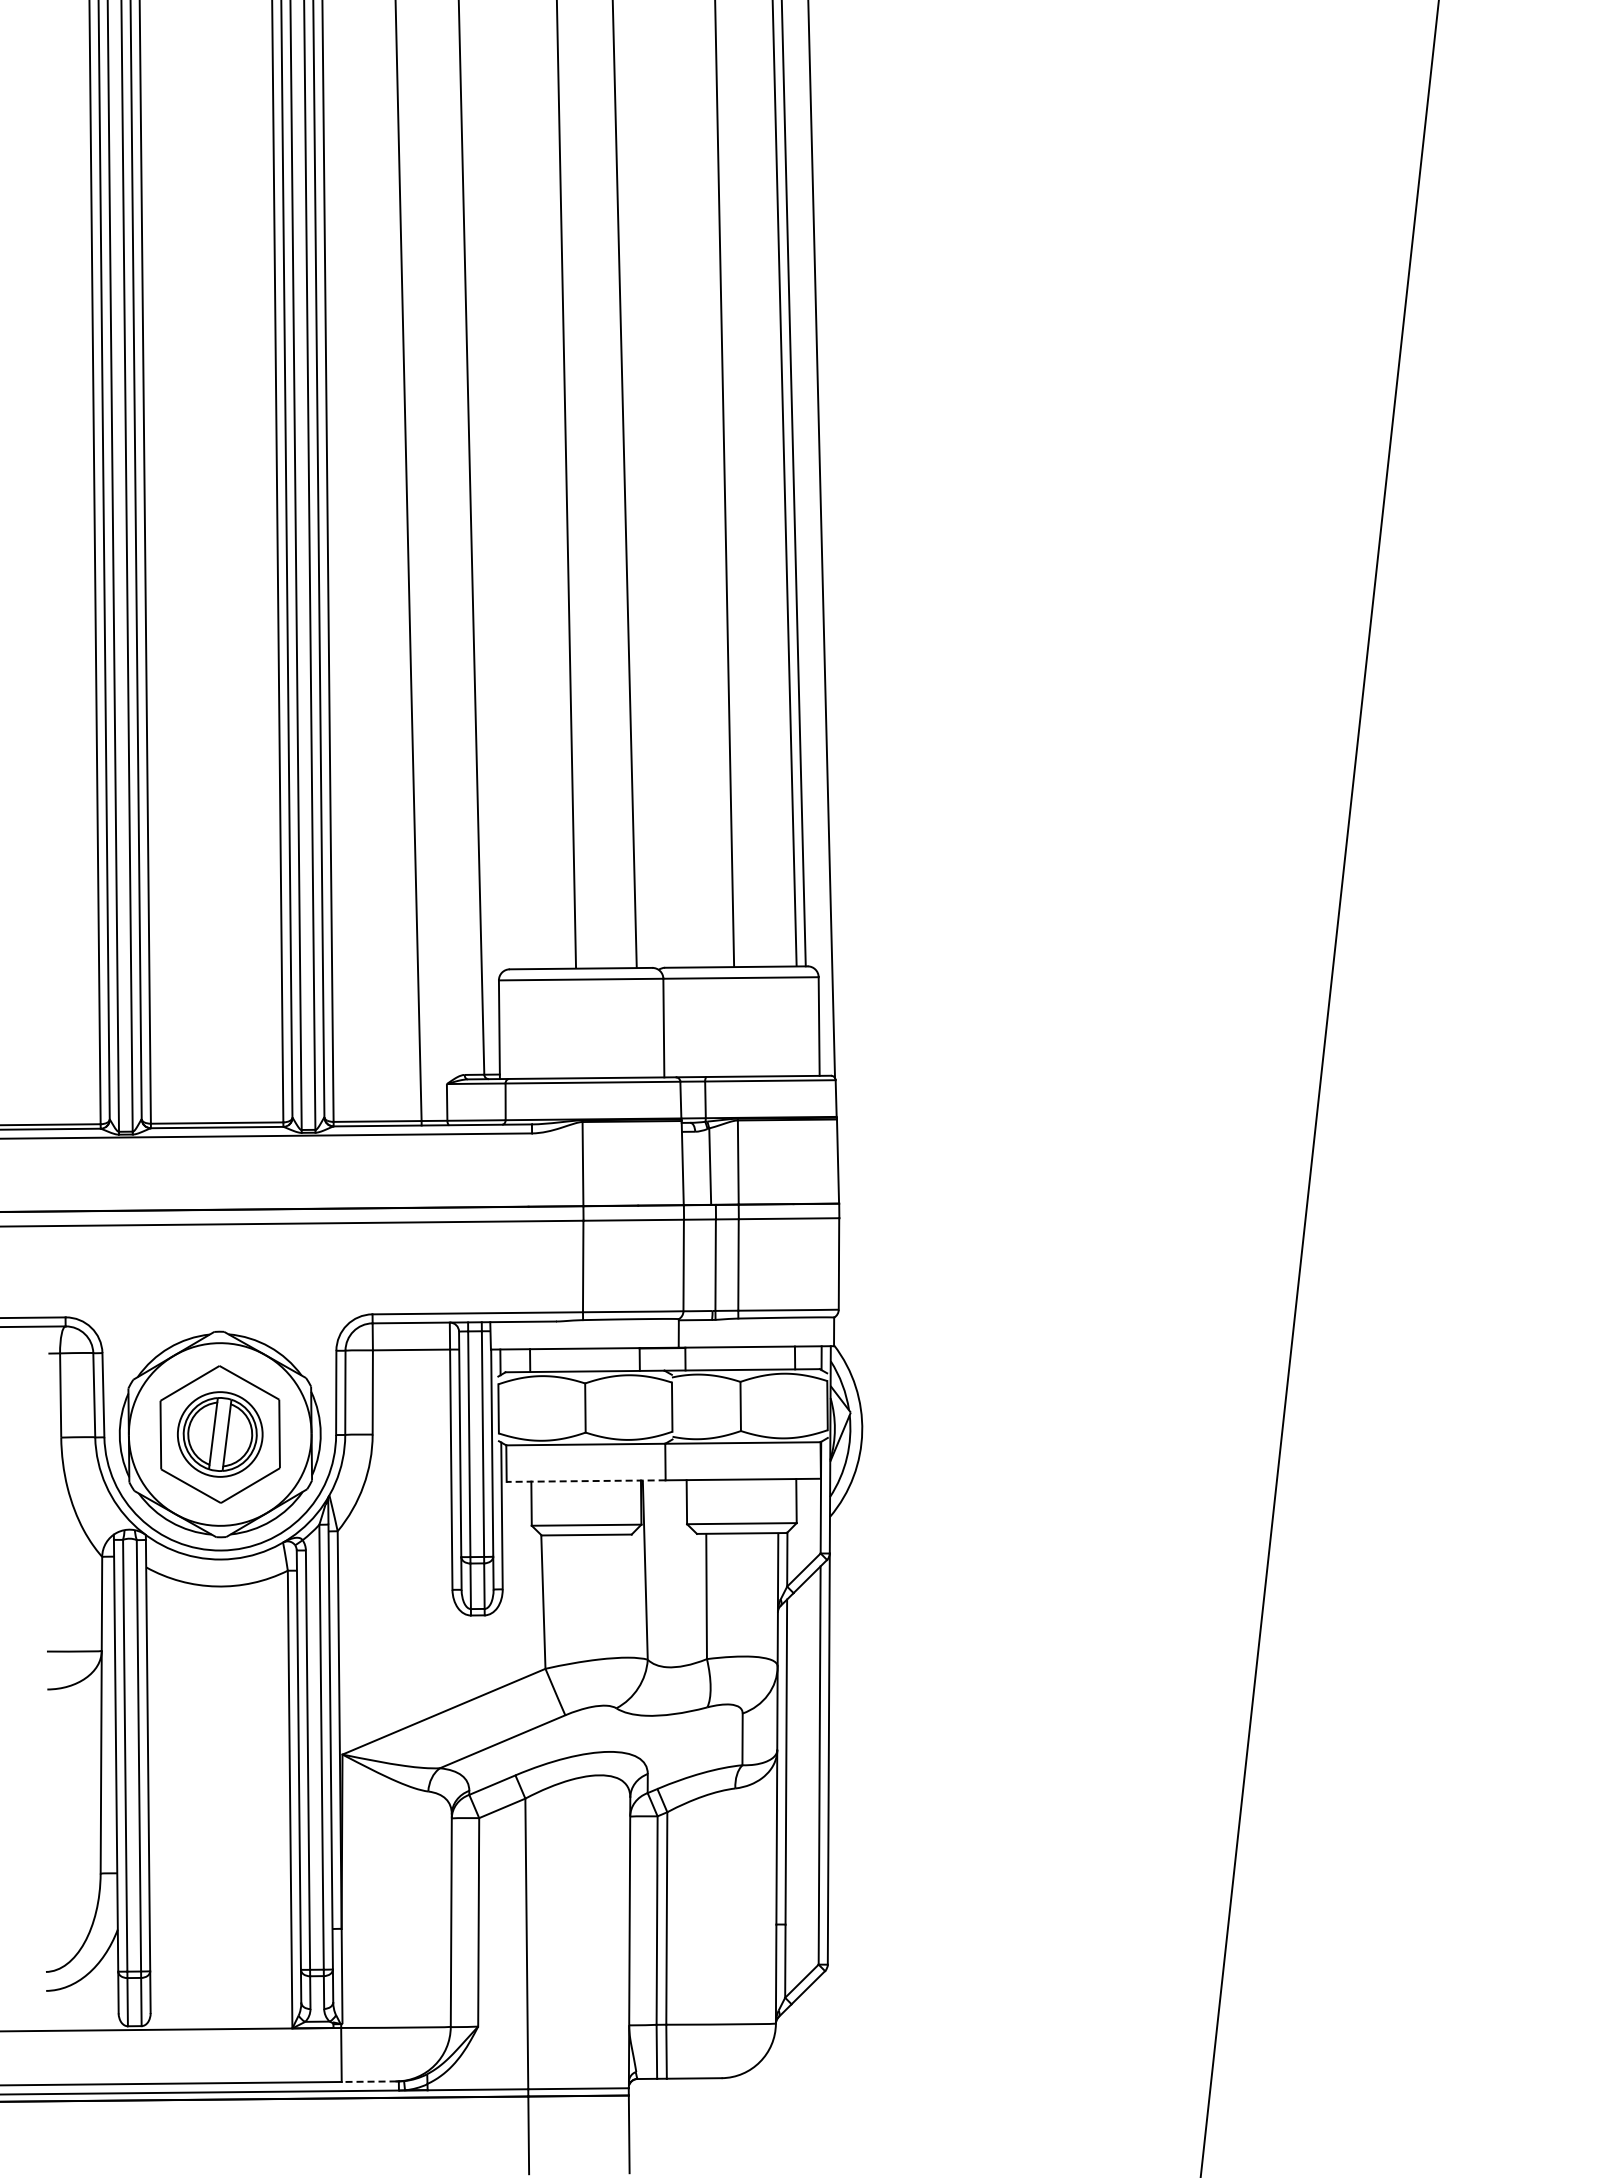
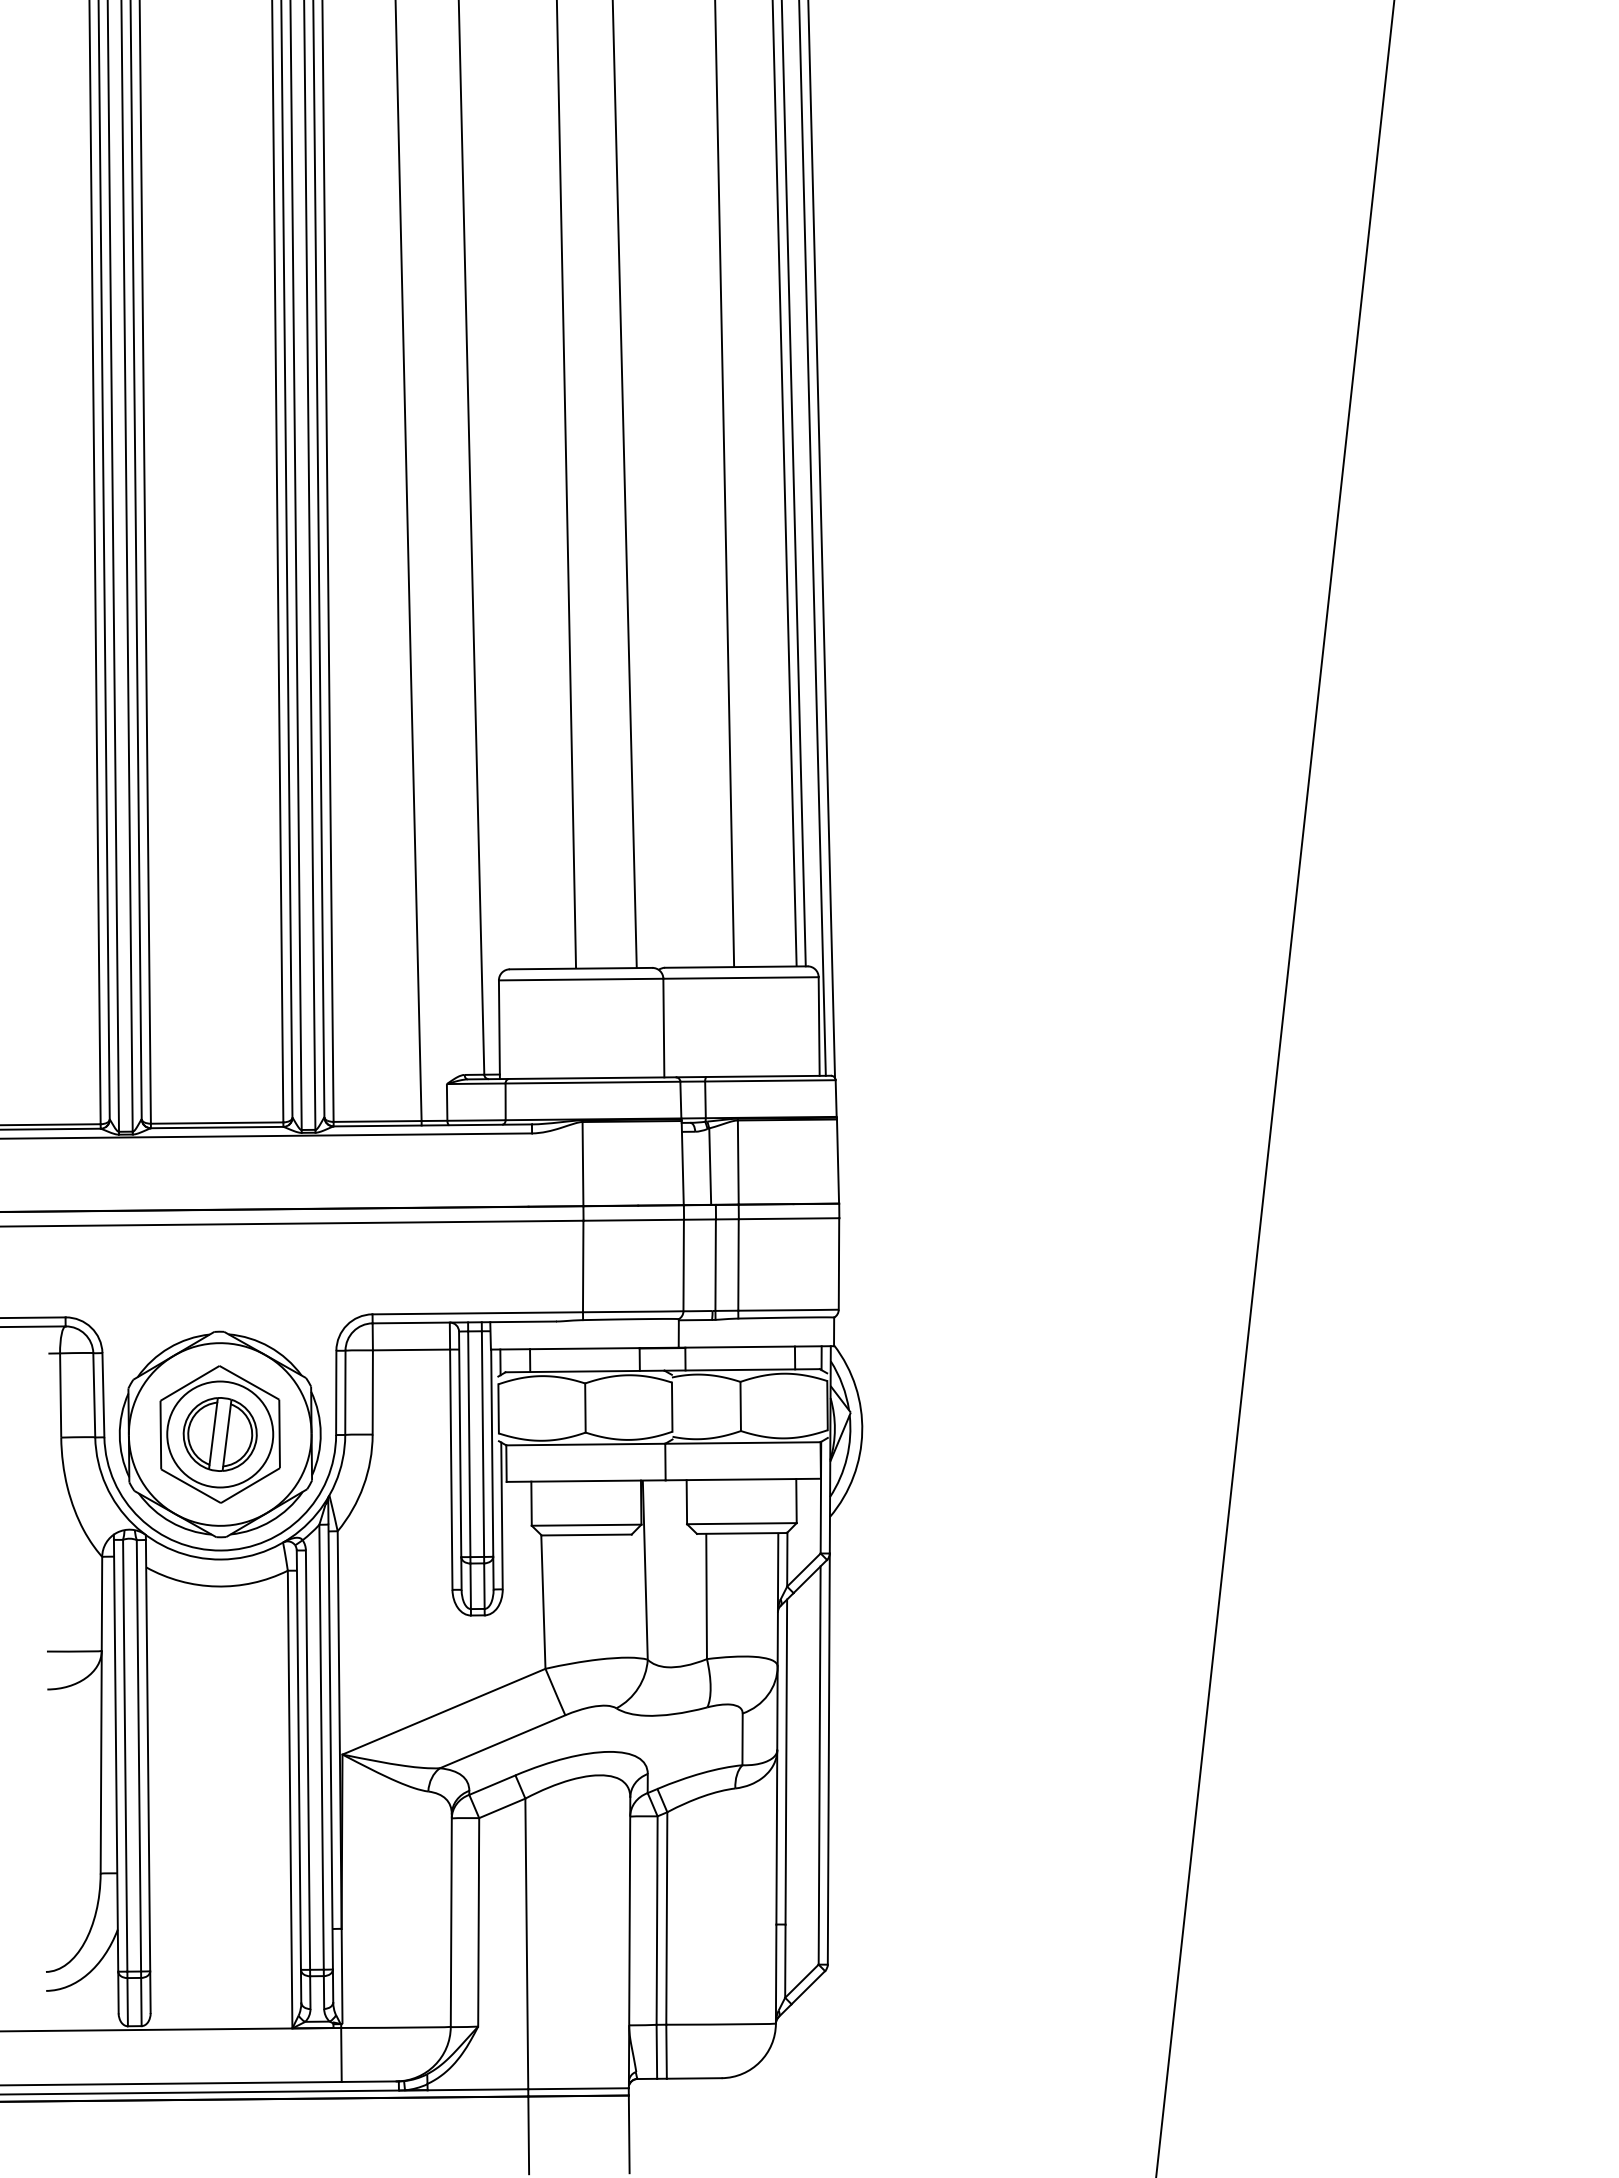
line: none -> present (812, 538)
line position: (1319, 1088) -> (1275, 1088) (1275, 1088)
circle diameter: 85 px -> 106 px (220, 1434)
line: dashed -> solid (585, 1481)
line: dashed -> solid (368, 2081)
